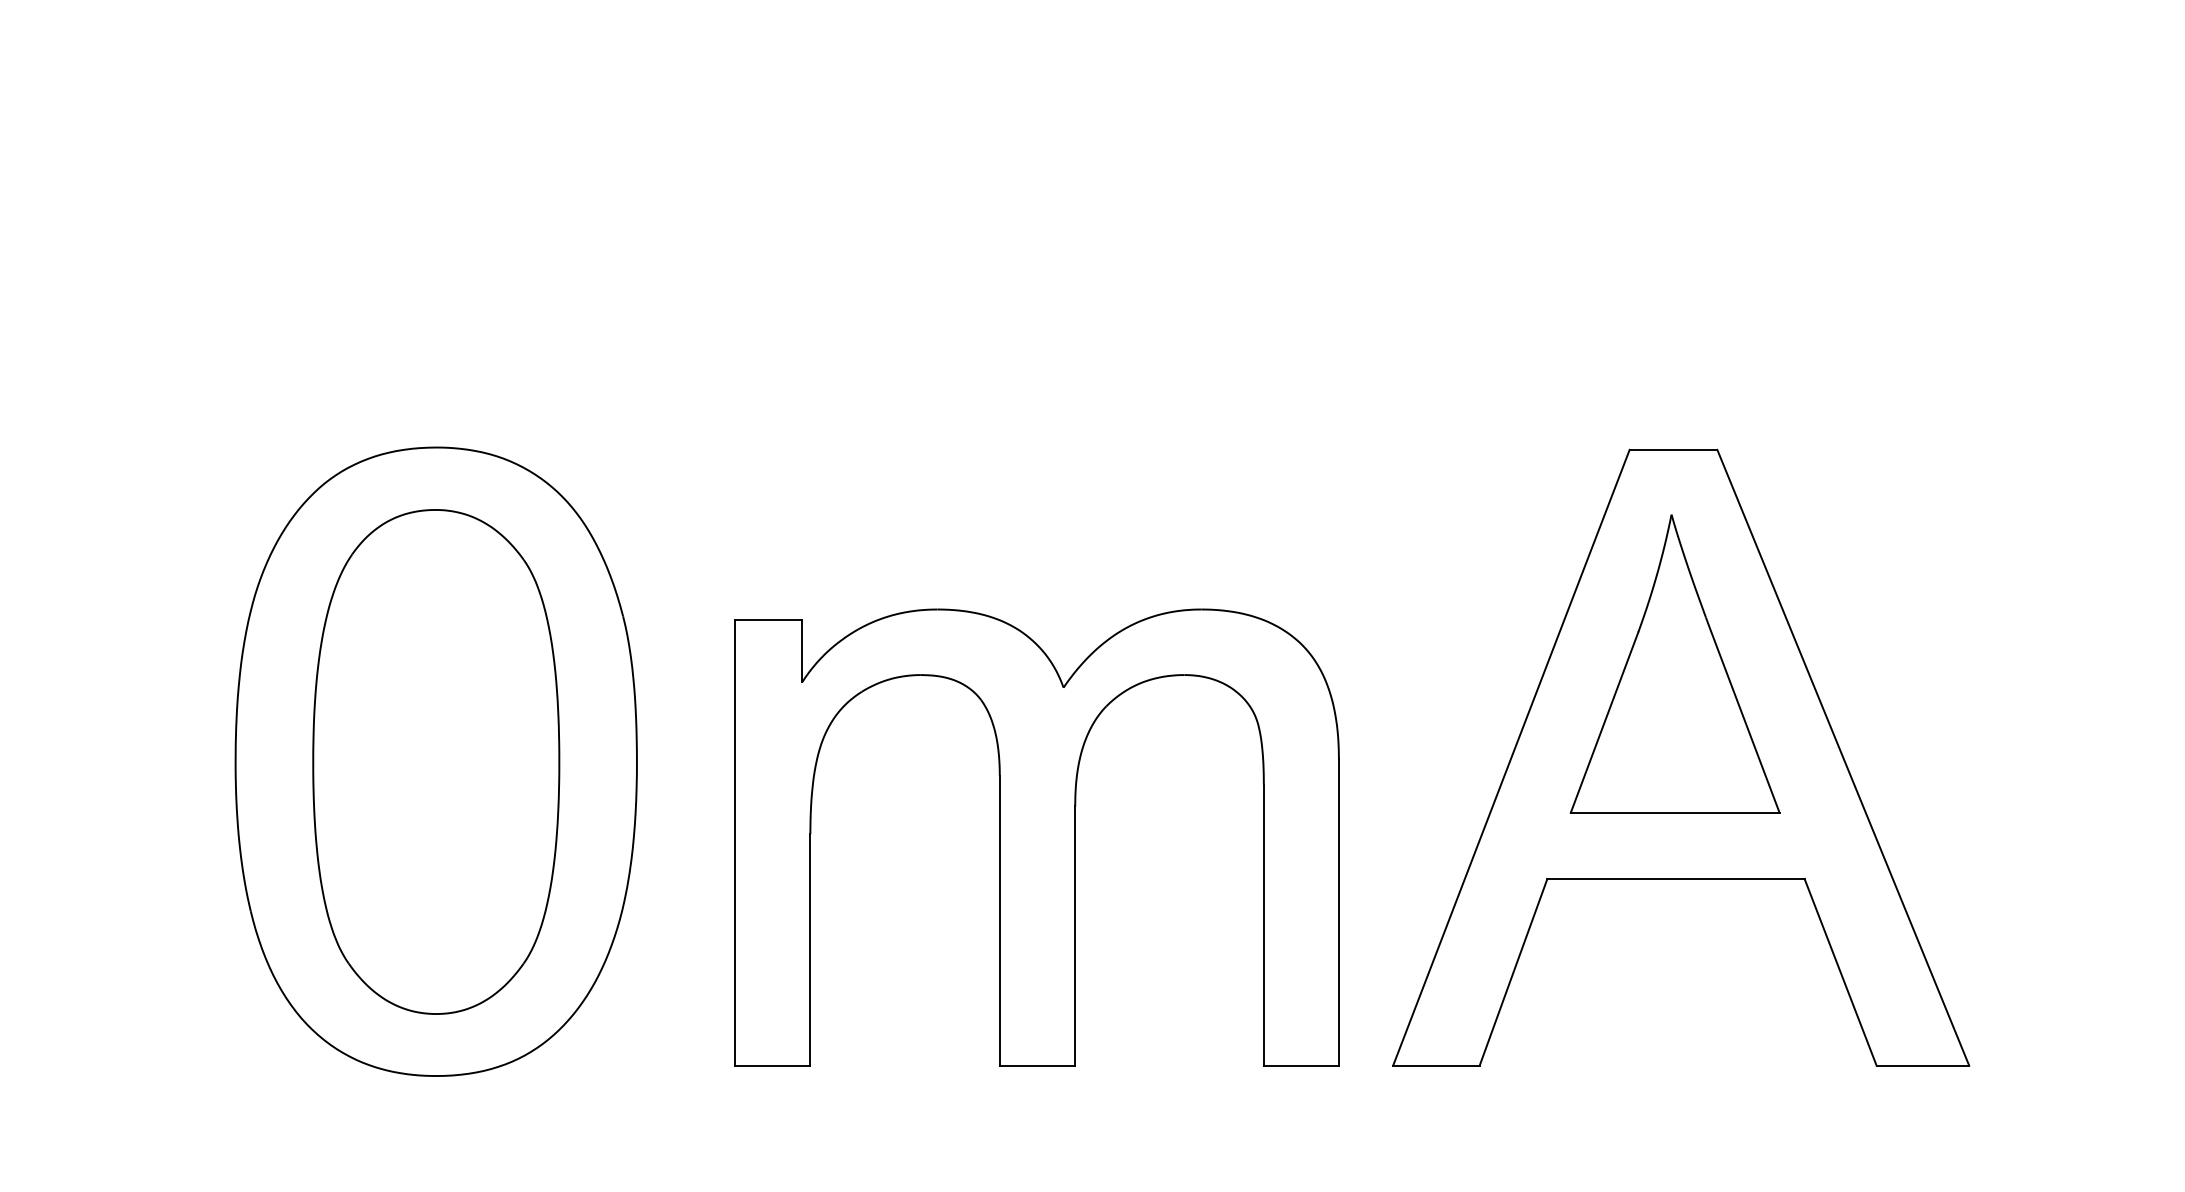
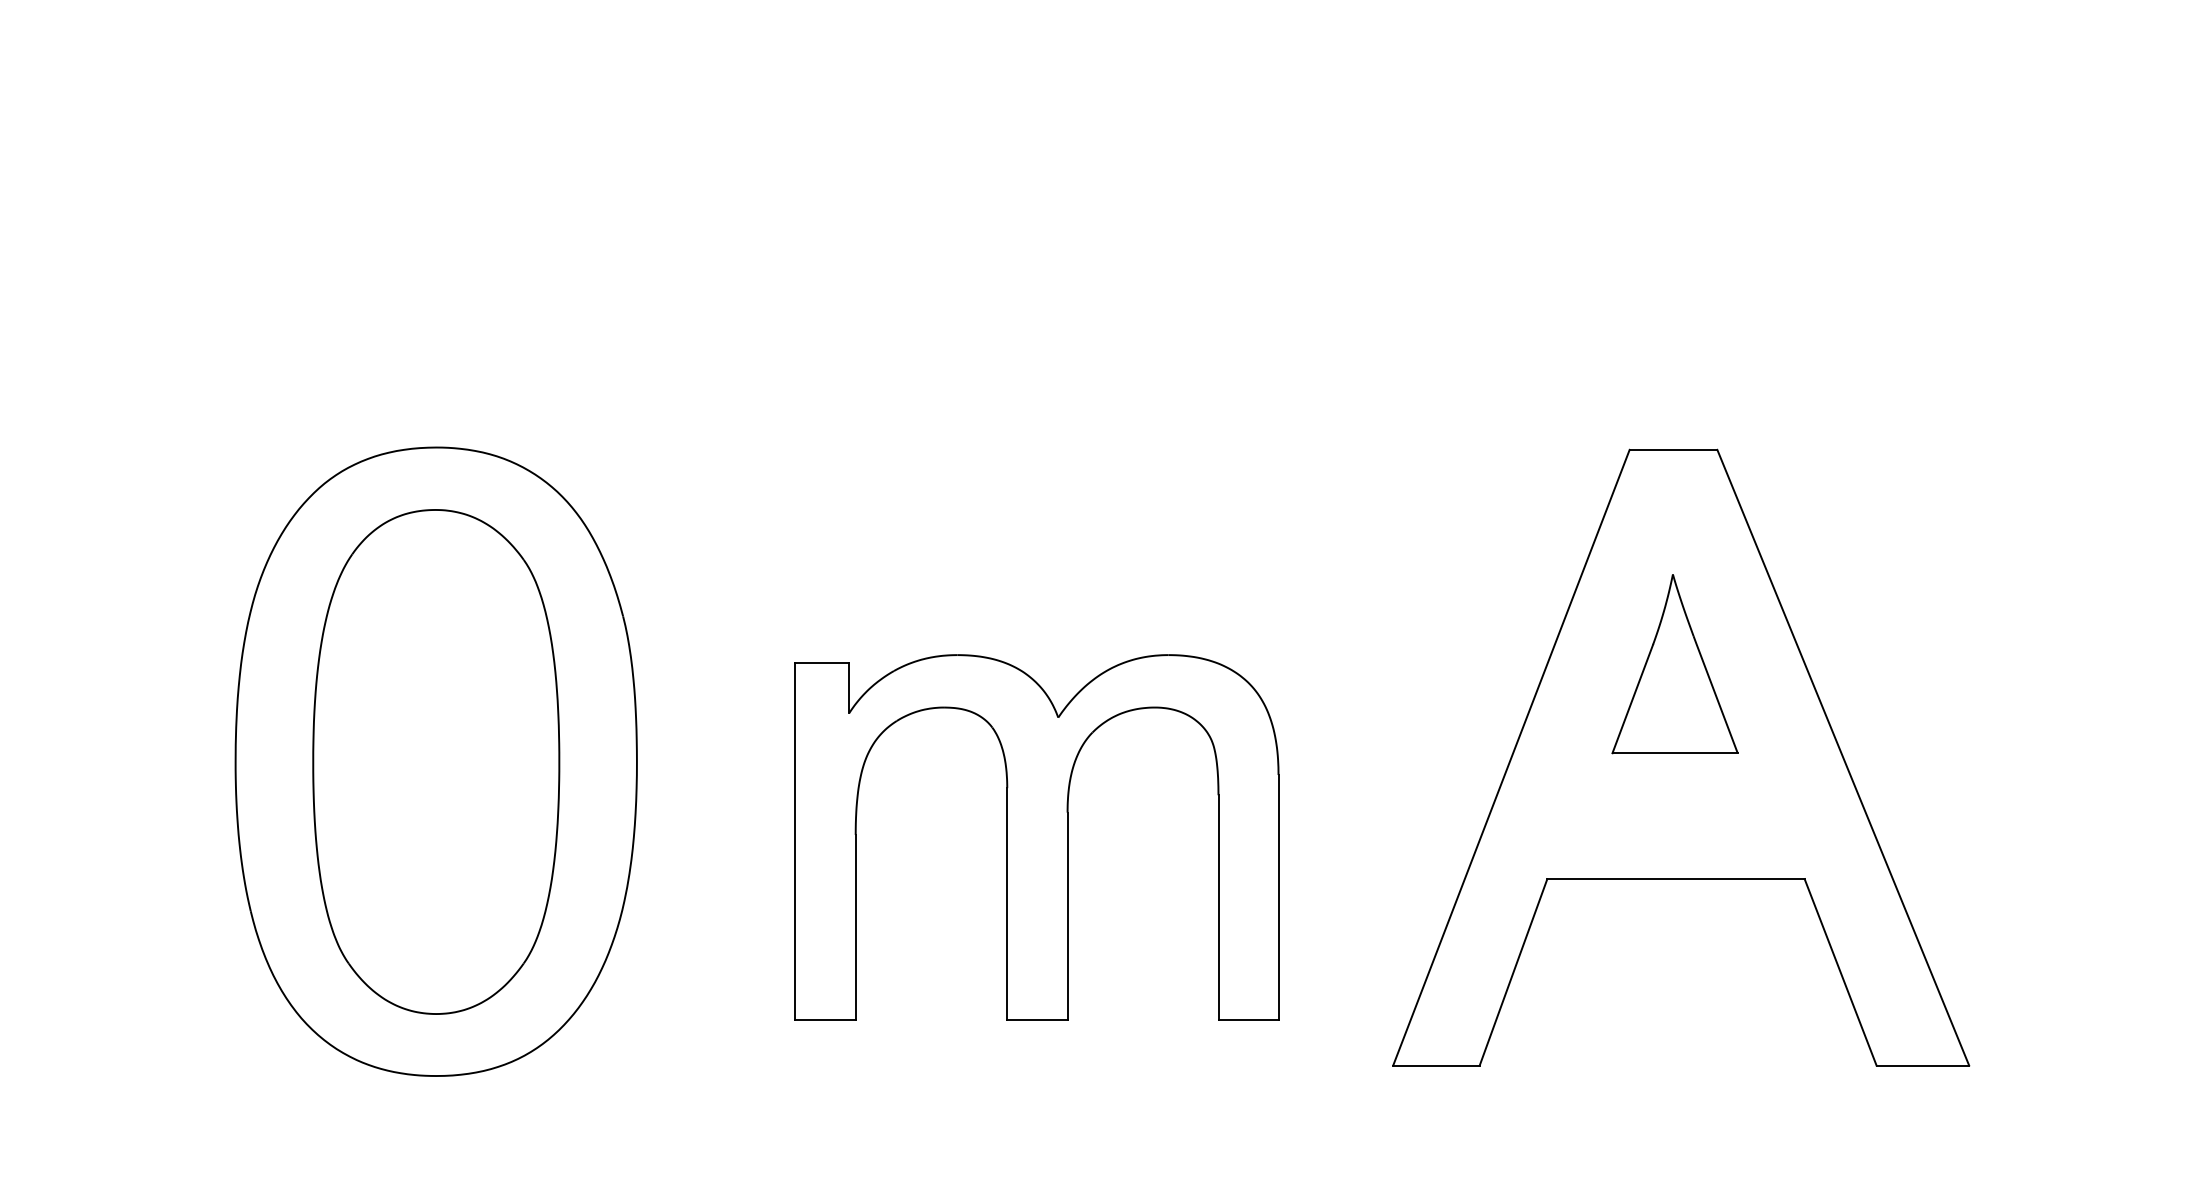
part size: 212x300 px -> 128x181 px (1674, 664)
part size: 606x459 px -> 486x367 px (1036, 837)
